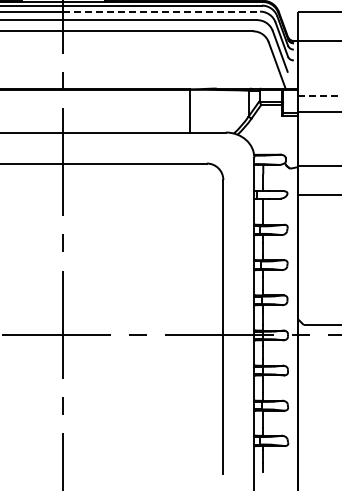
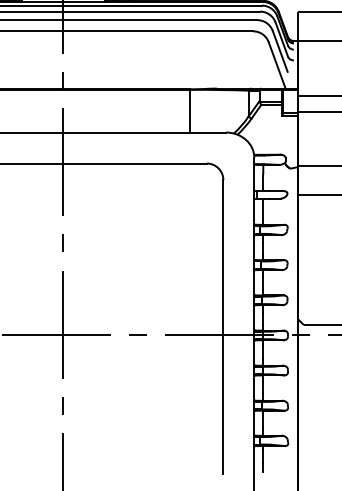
line: dashed -> solid (162, 11)
line: dashed -> solid (319, 95)
